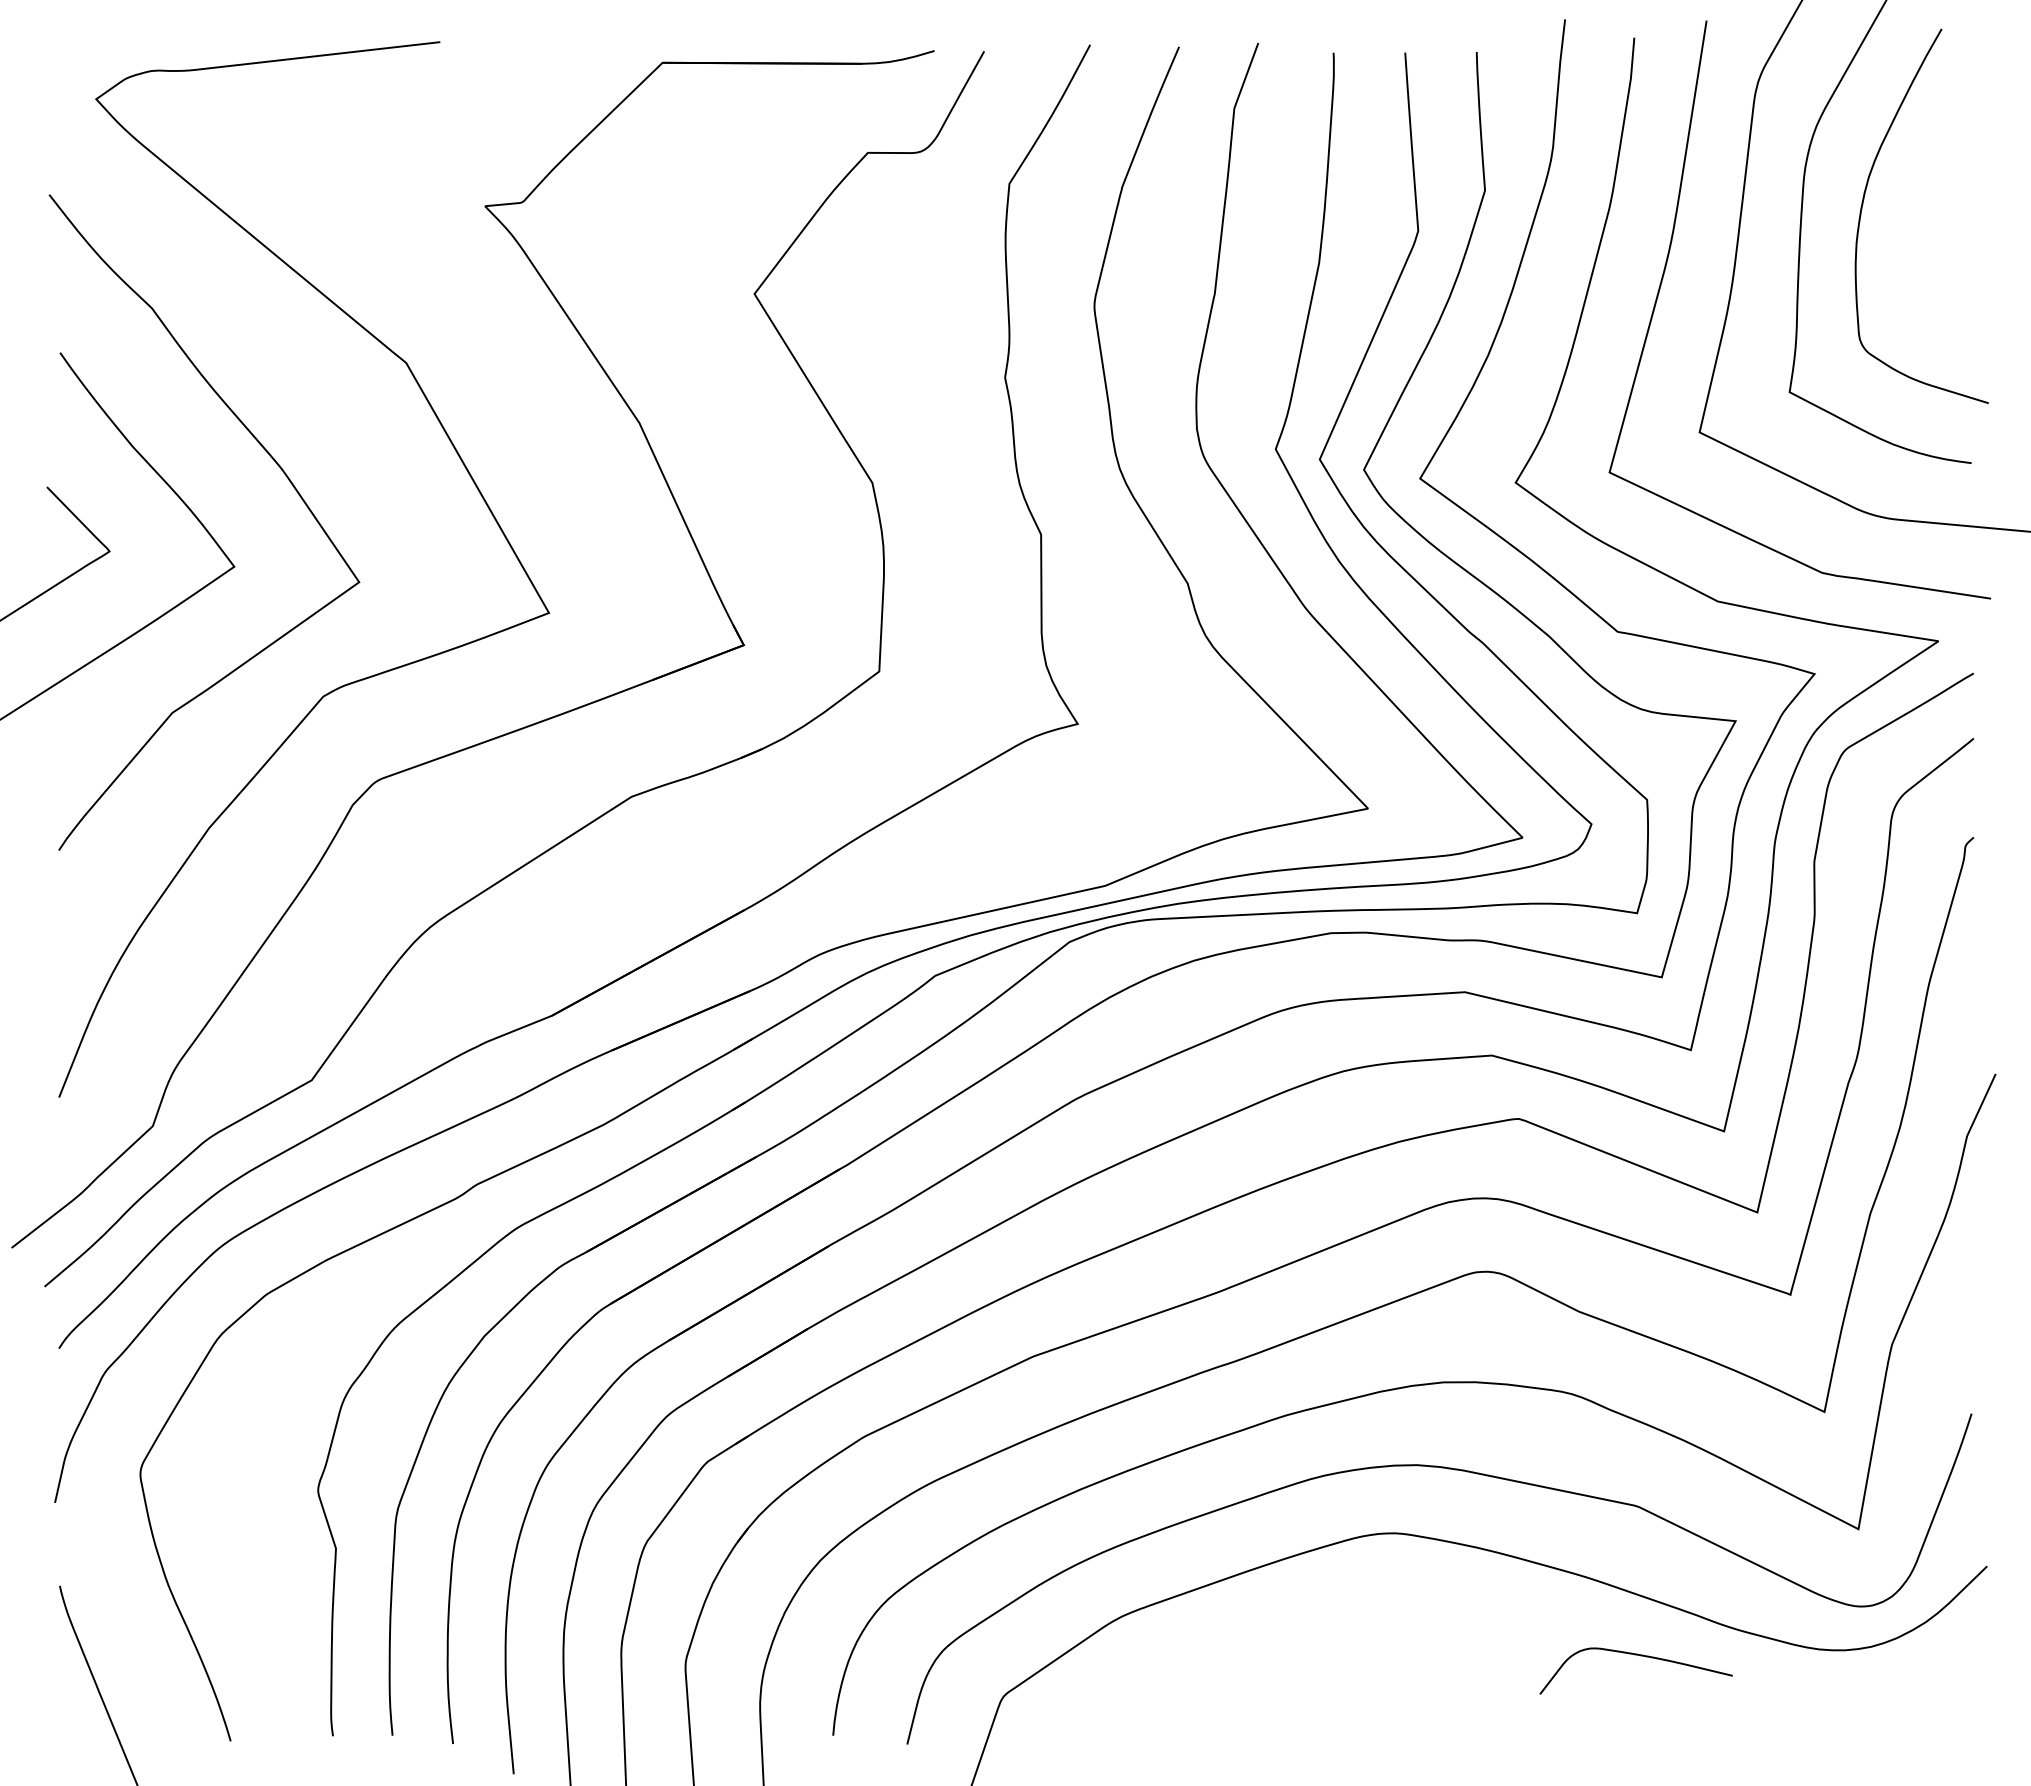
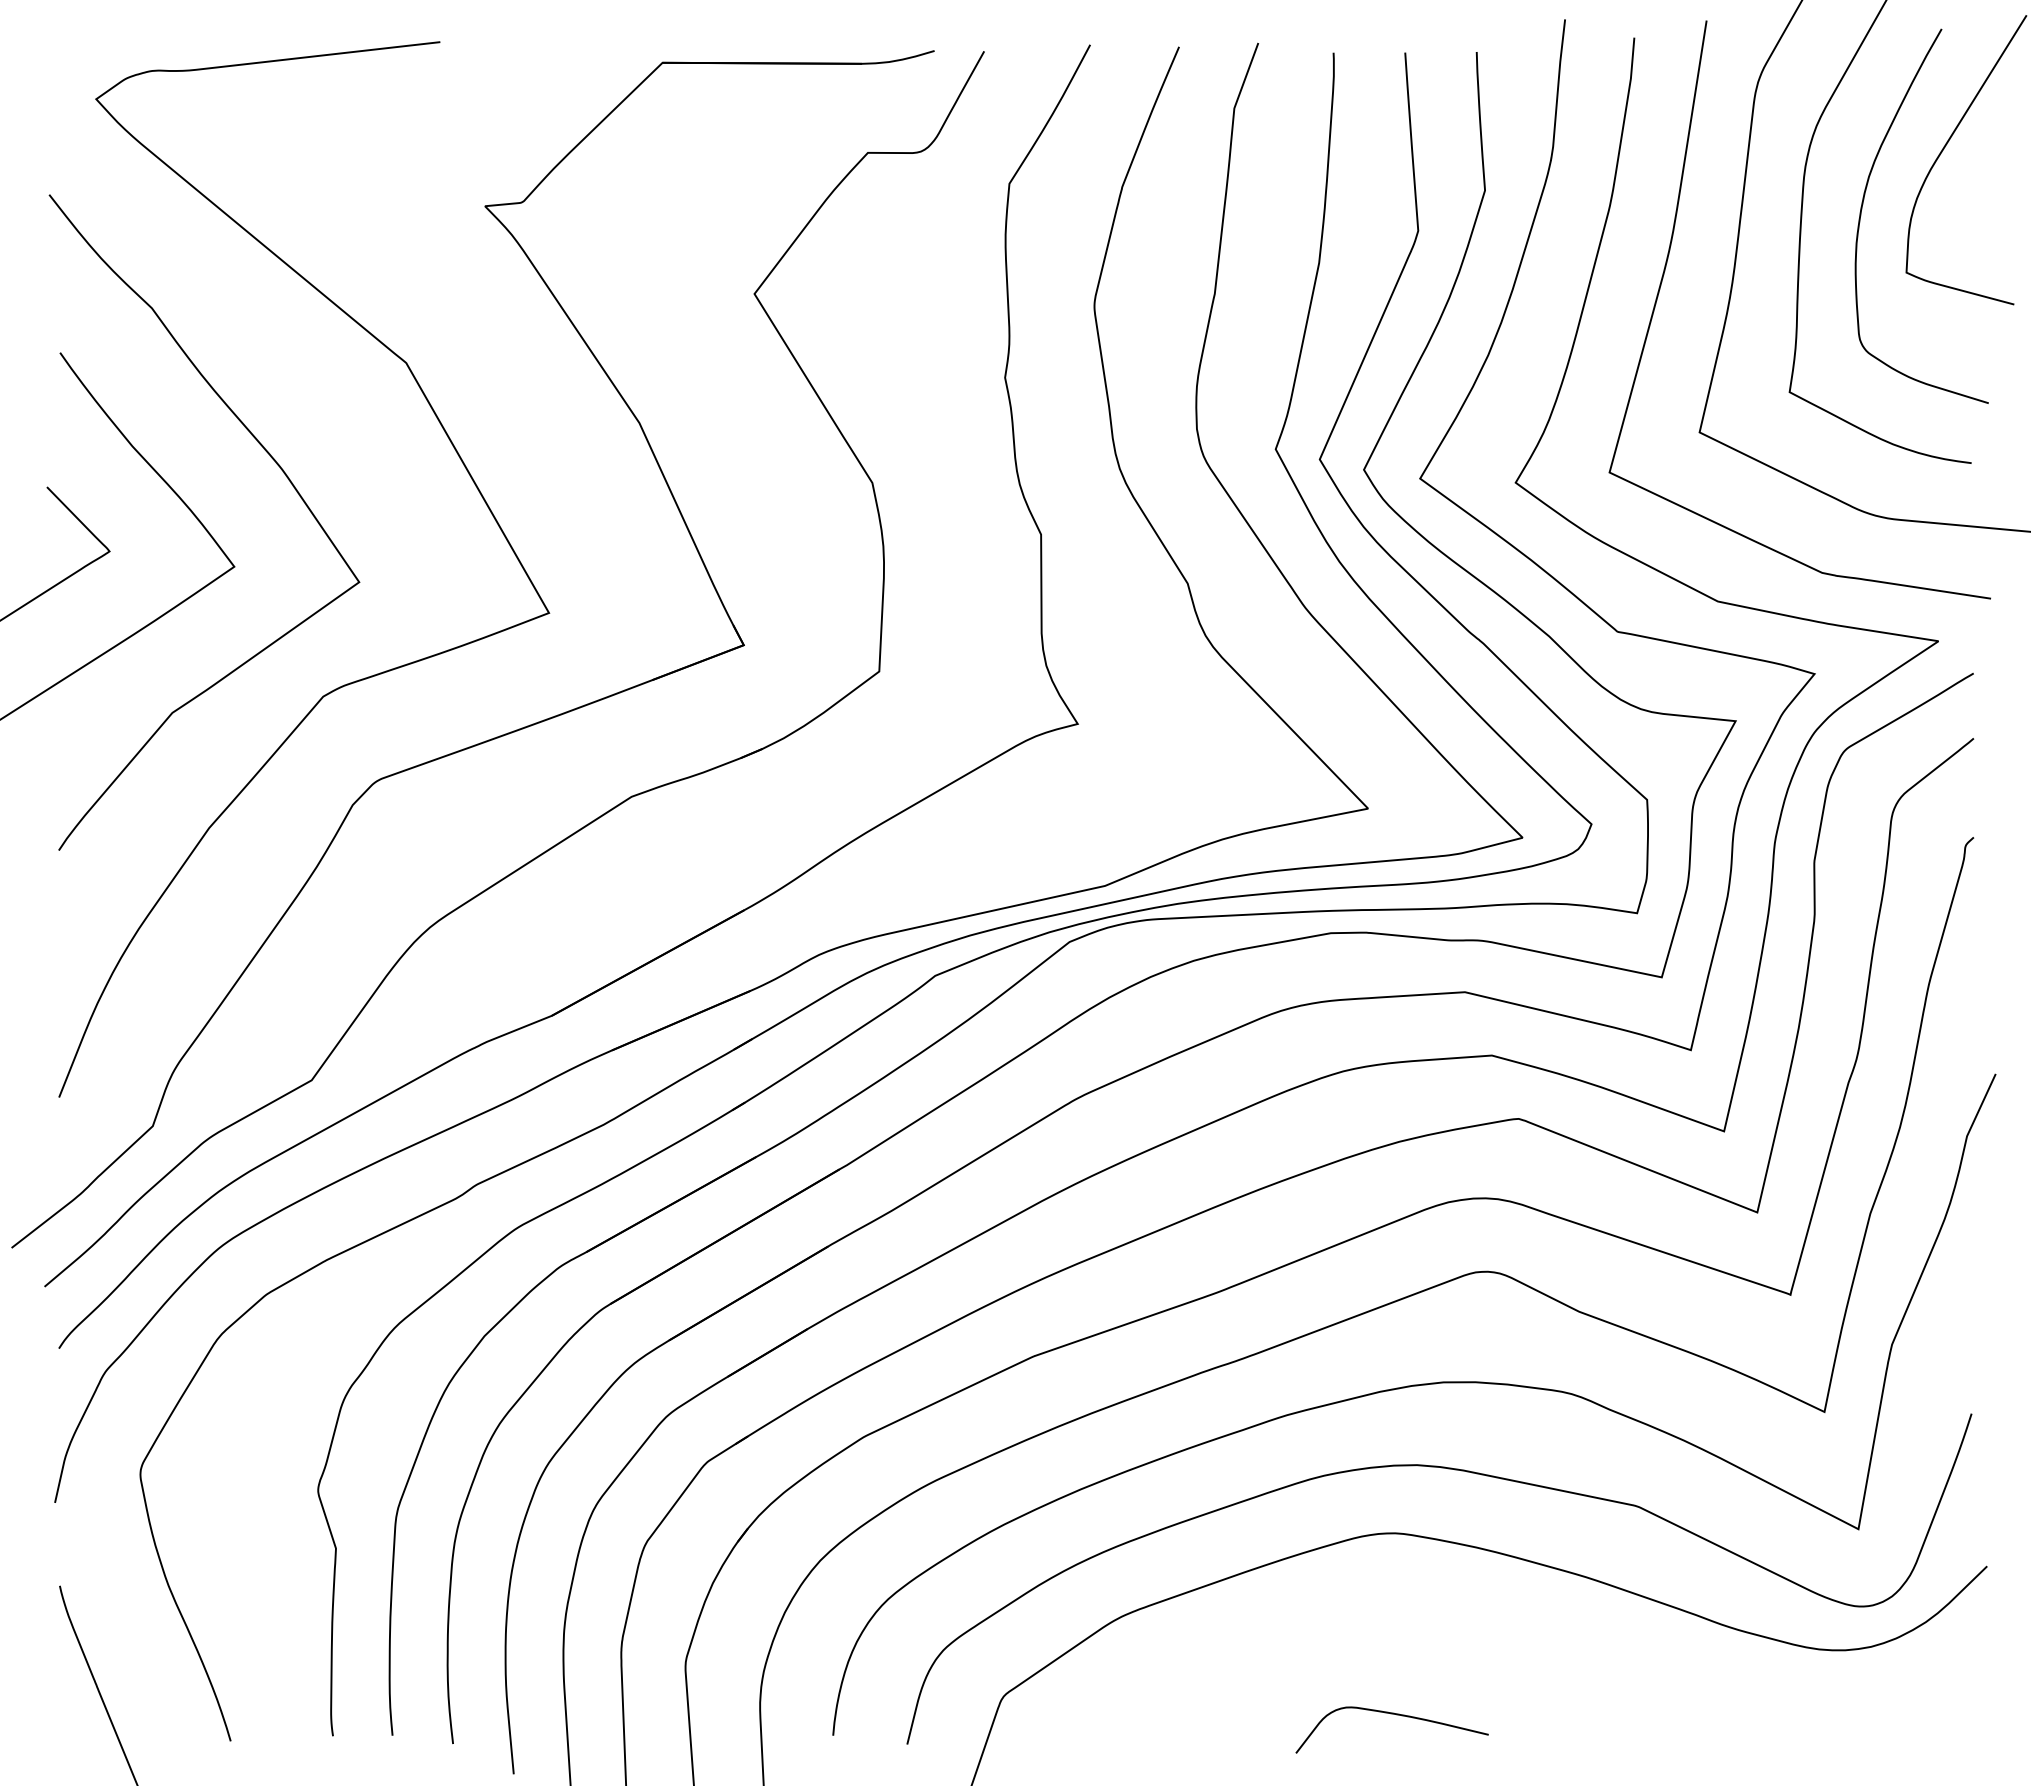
curve: none -> present (1944, 149)
curve position: (1640, 1656) -> (1396, 1715) (1396, 1715)
